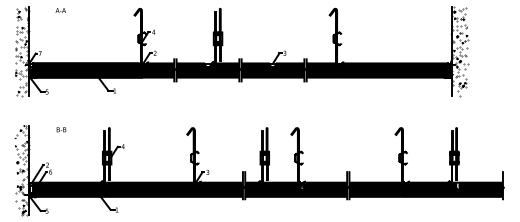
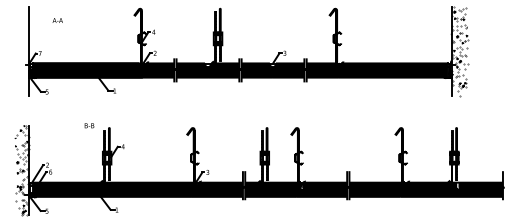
text position: (60, 10) -> (57, 20) (57, 20)
hatch: present -> none (22, 51)
text position: (61, 129) -> (89, 125) (89, 125)
